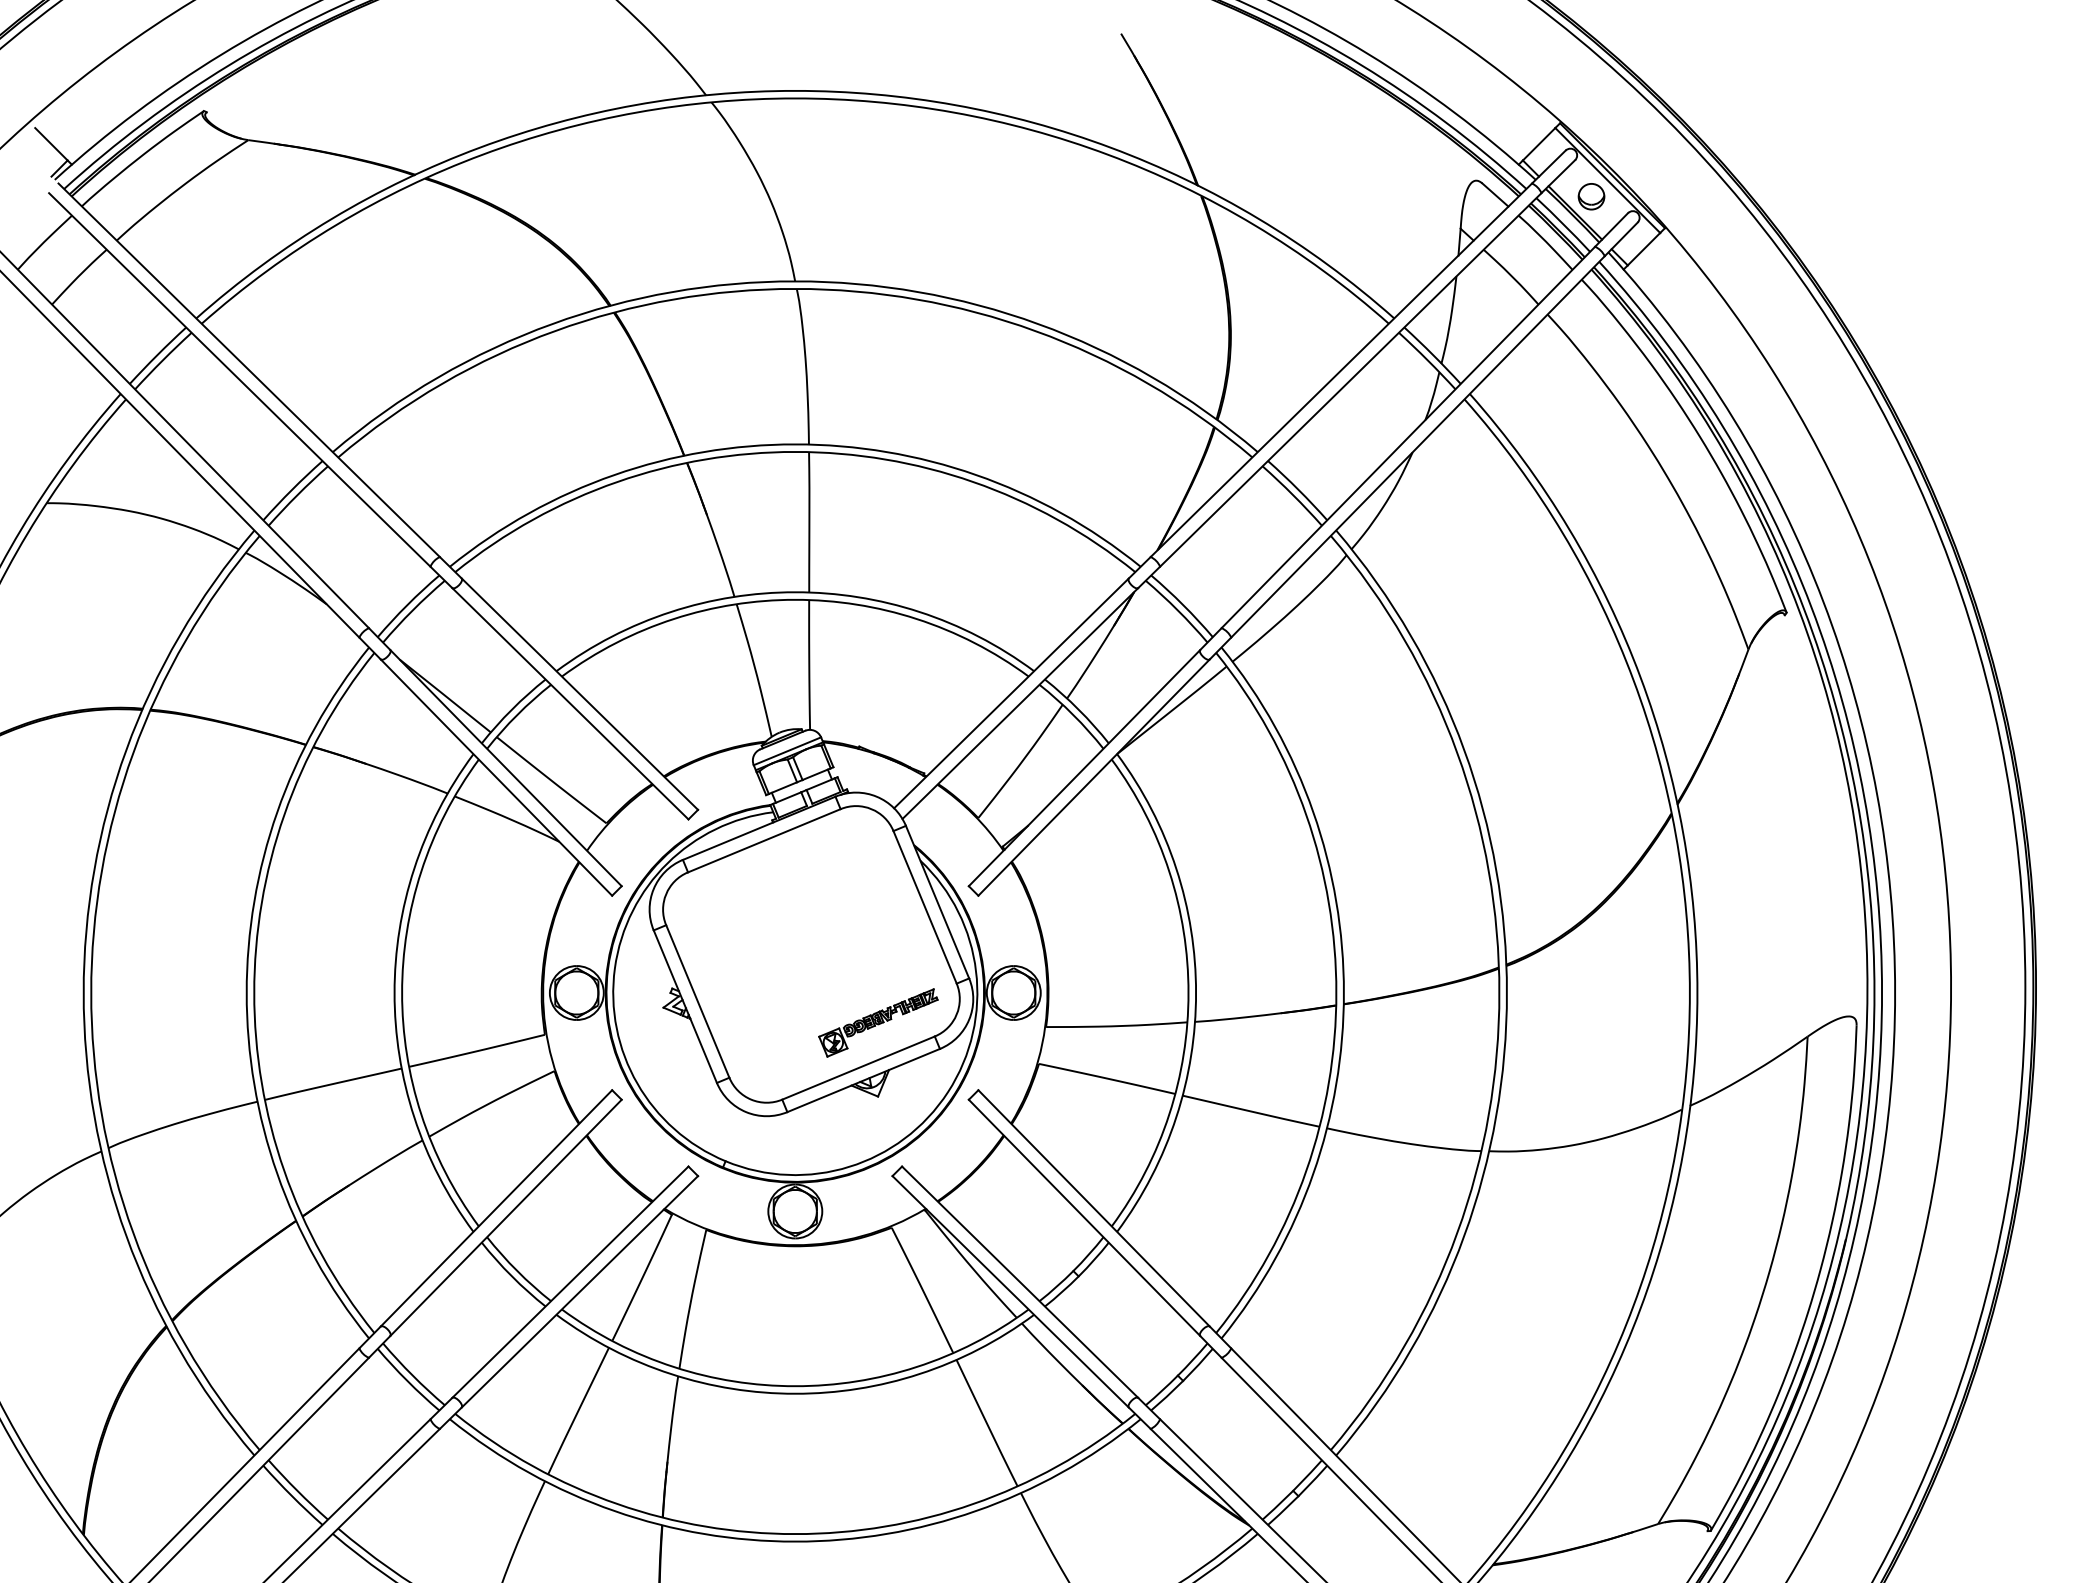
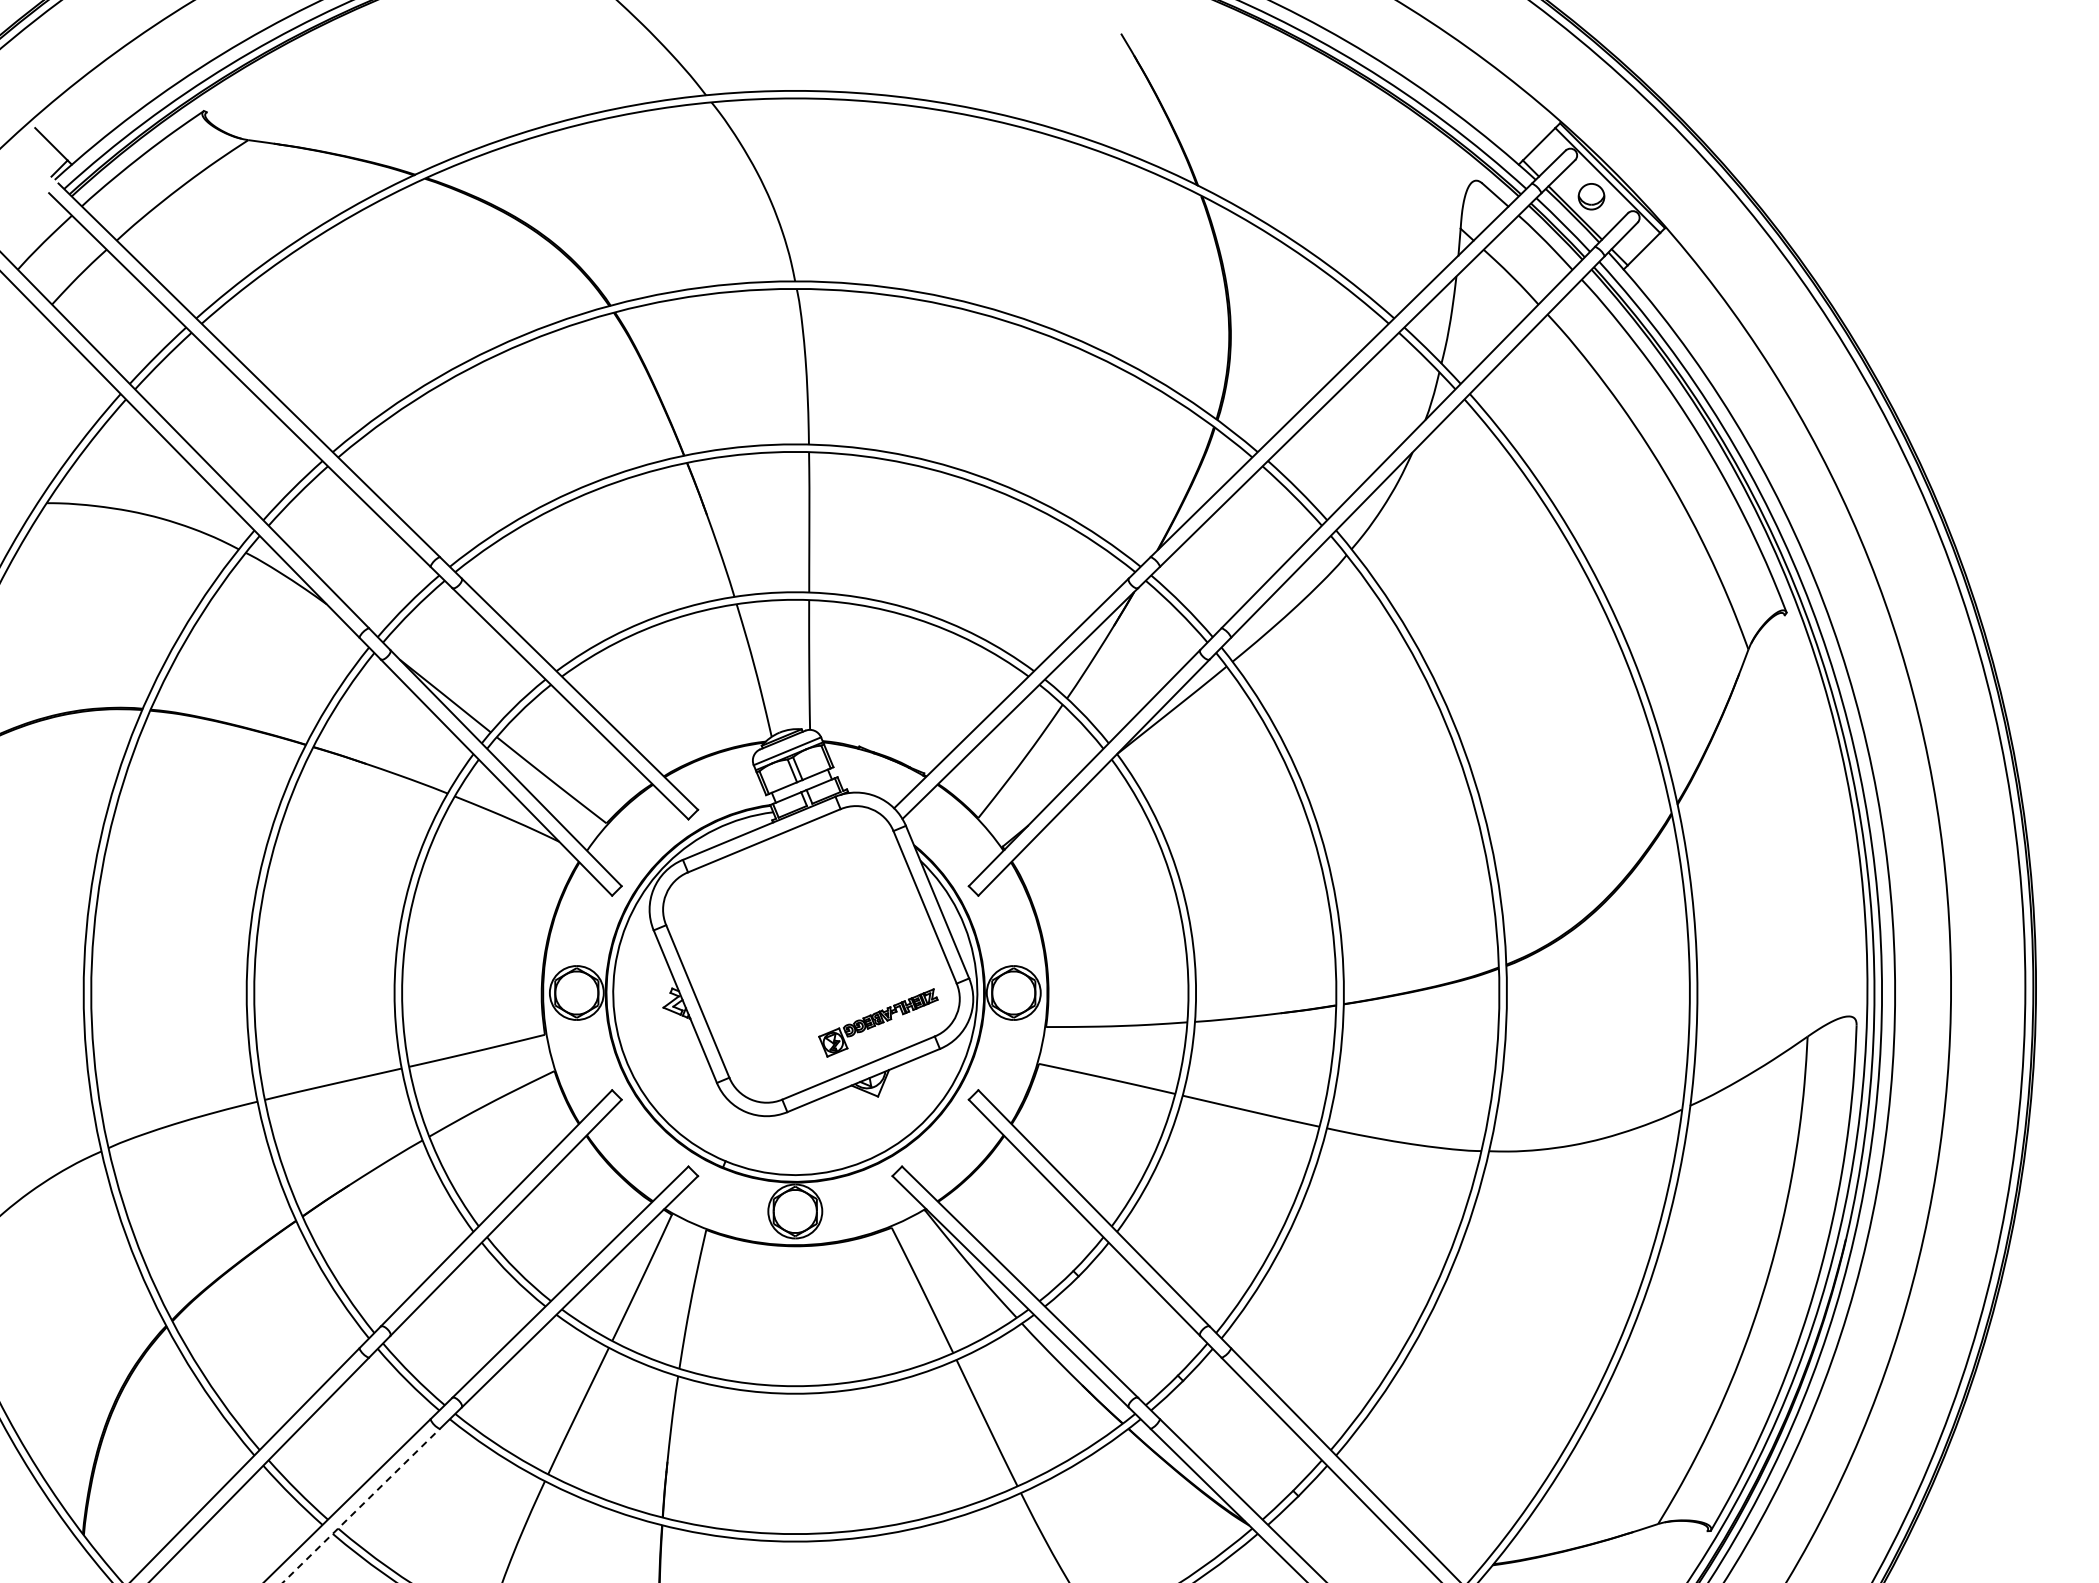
line: solid -> dashed (361, 1505)
